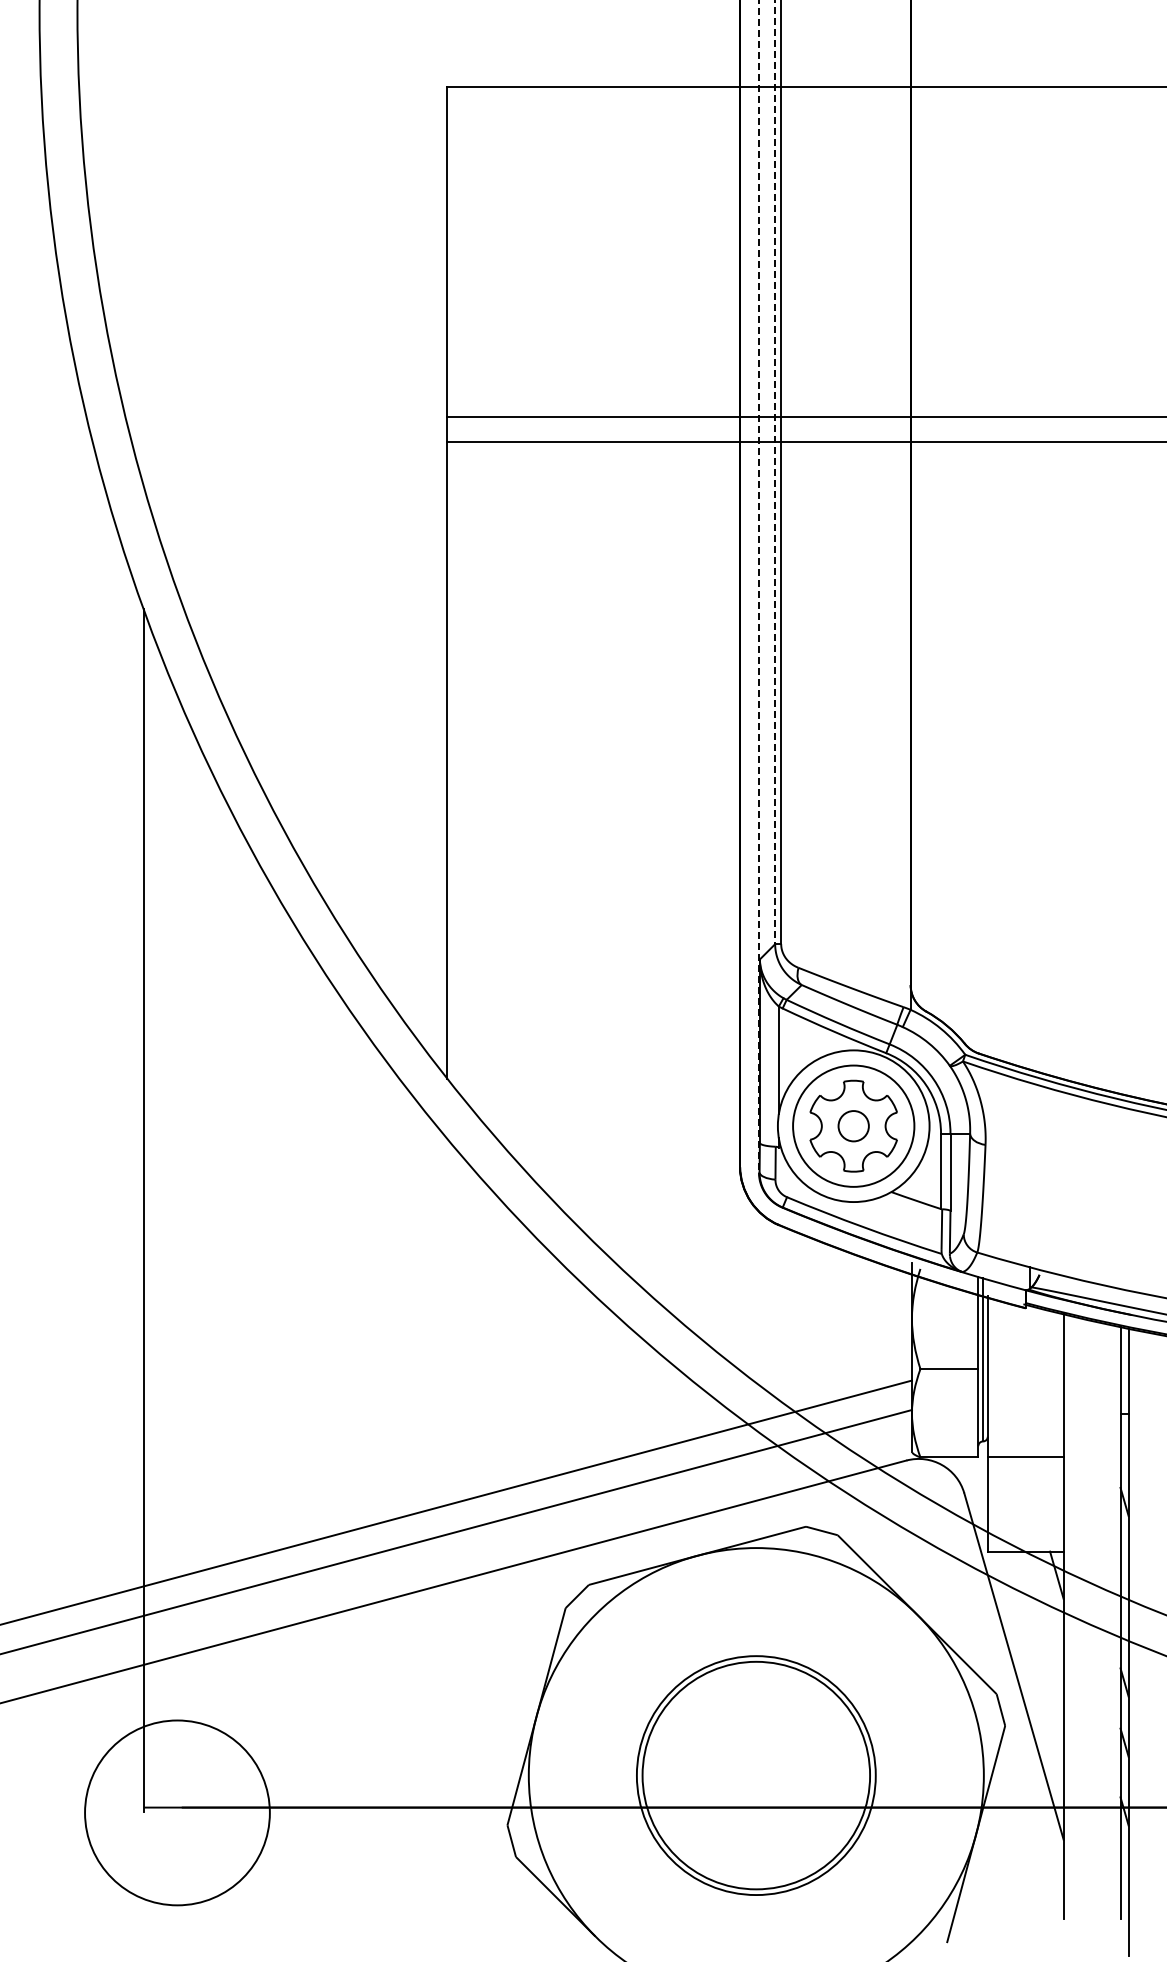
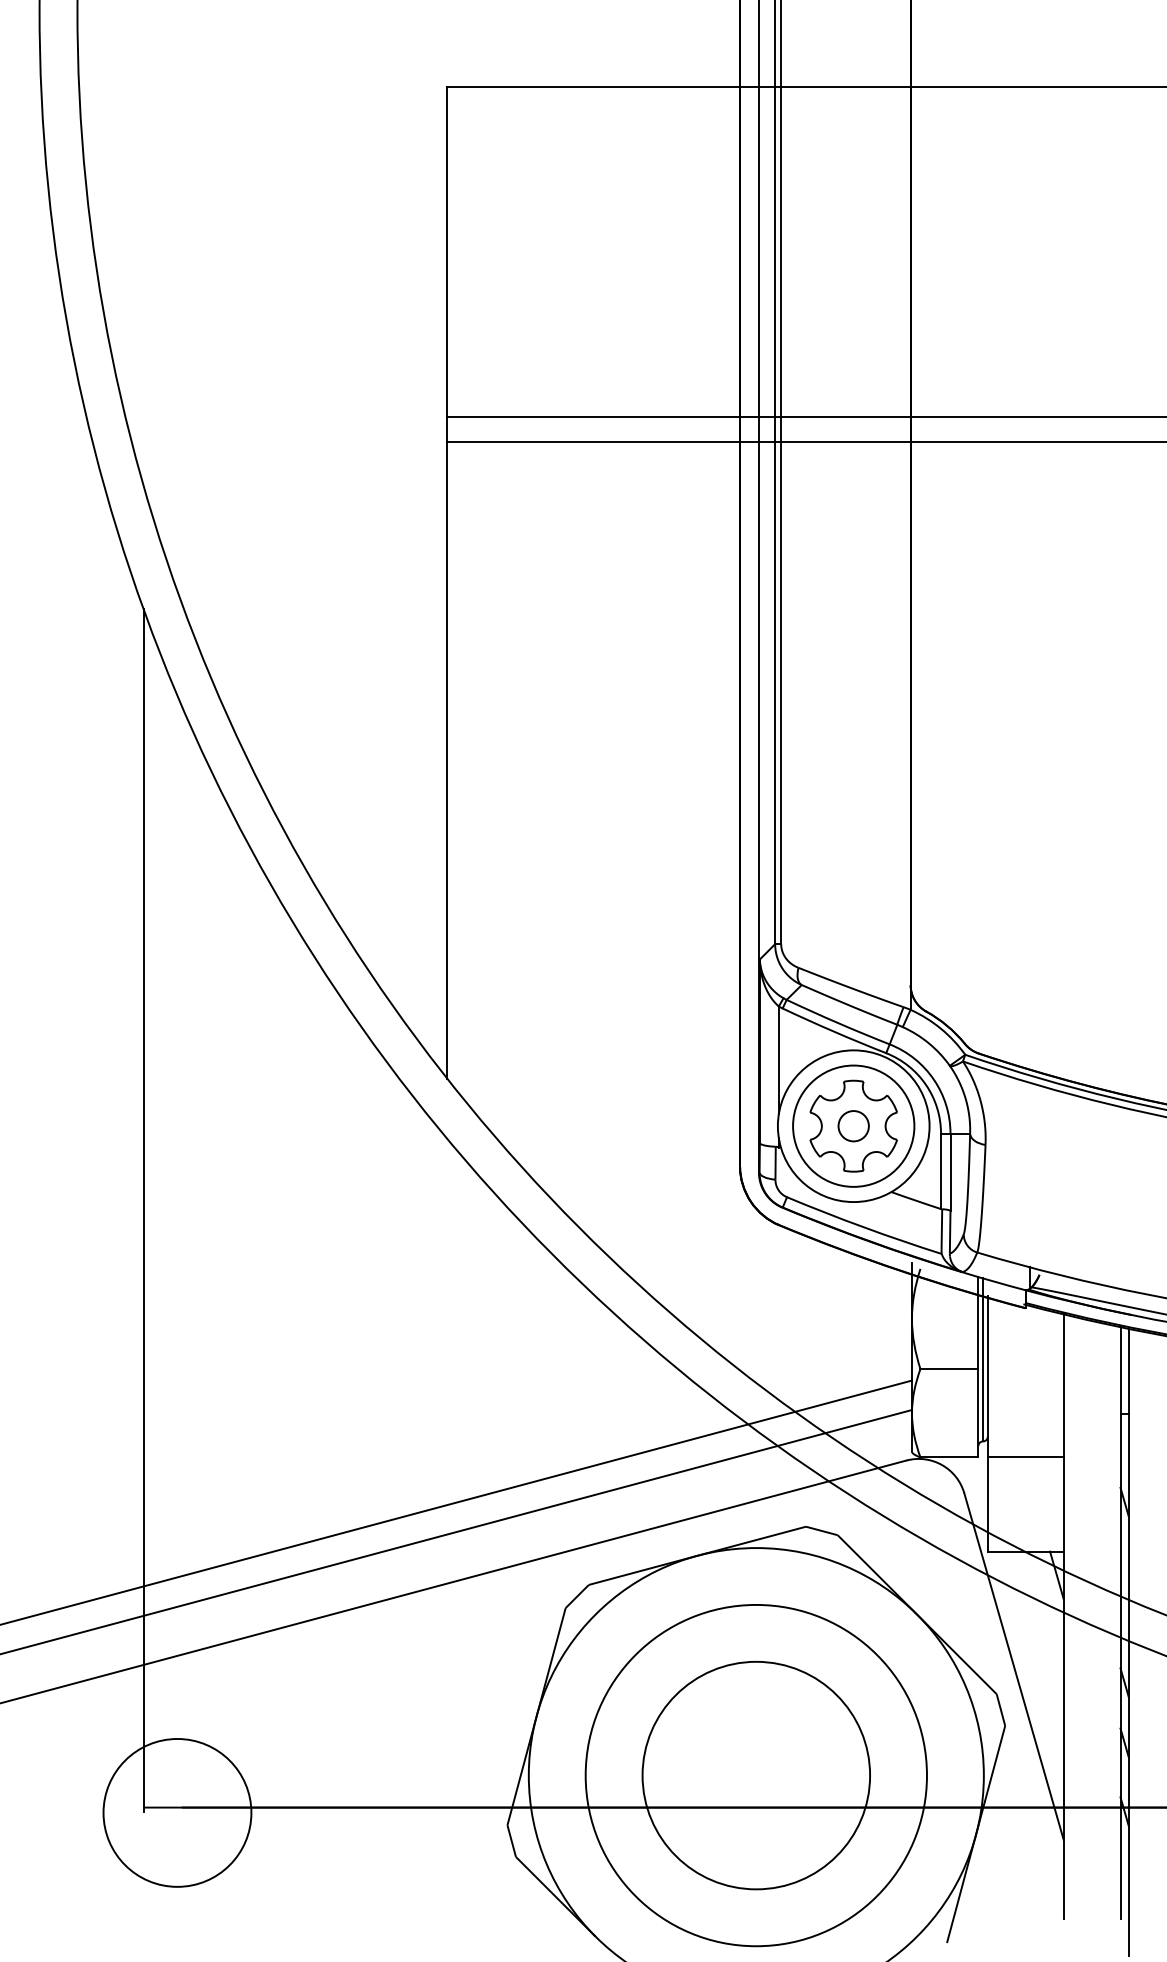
line: dashed -> solid (775, 472)
line: dashed -> solid (758, 586)
circle diameter: 239 px -> 341 px (755, 1775)
circle diameter: 185 px -> 148 px (177, 1812)
